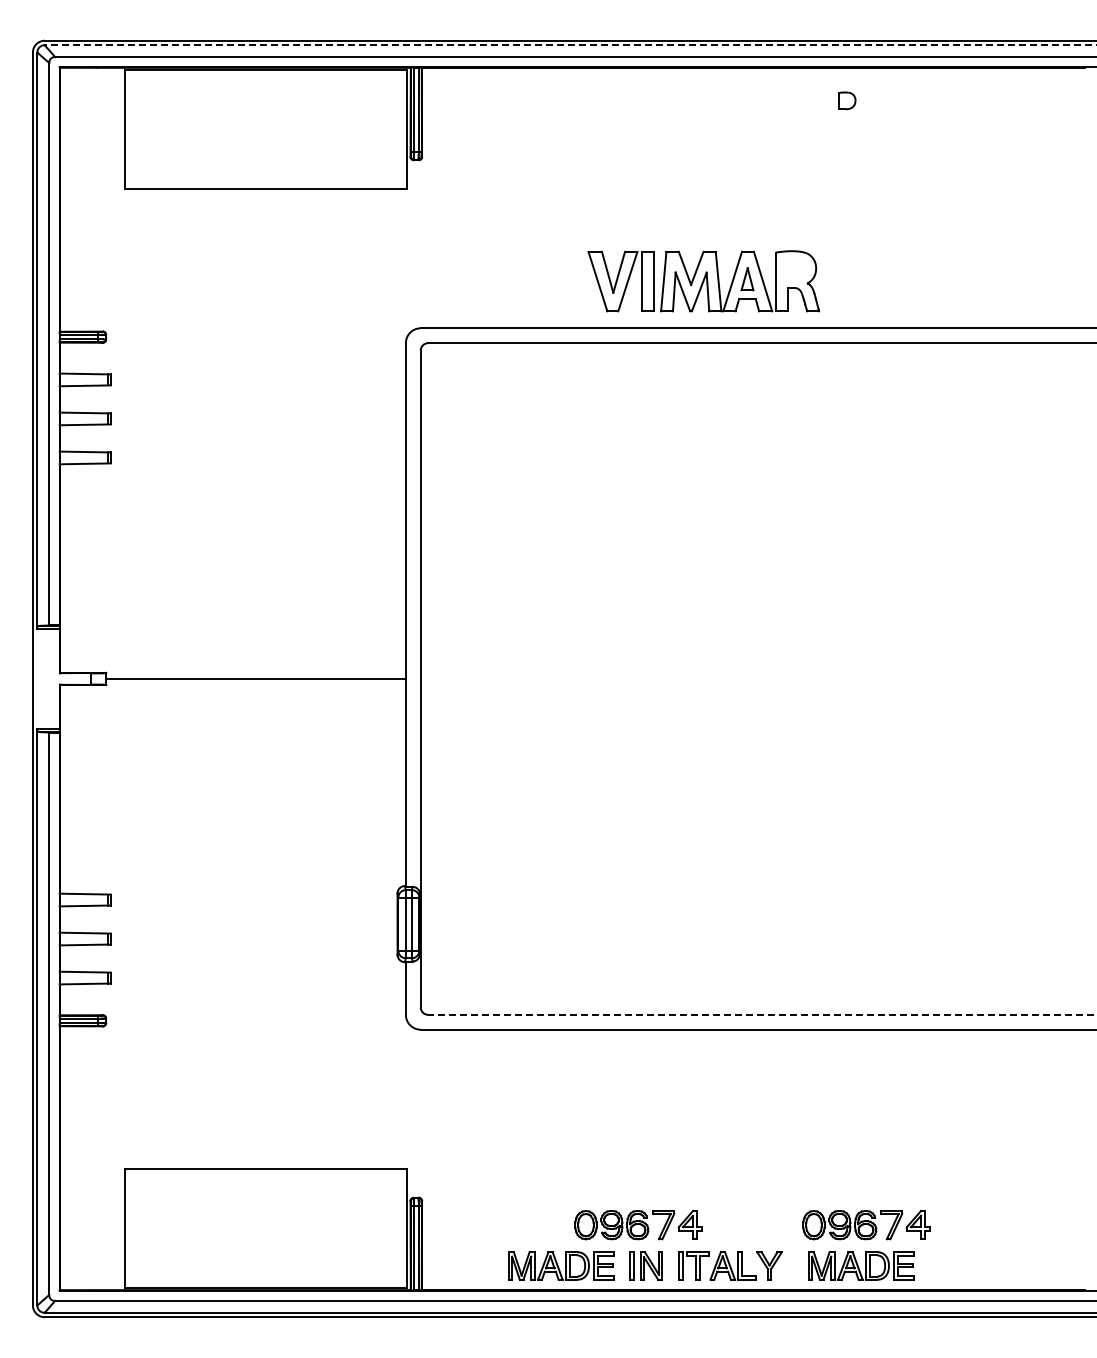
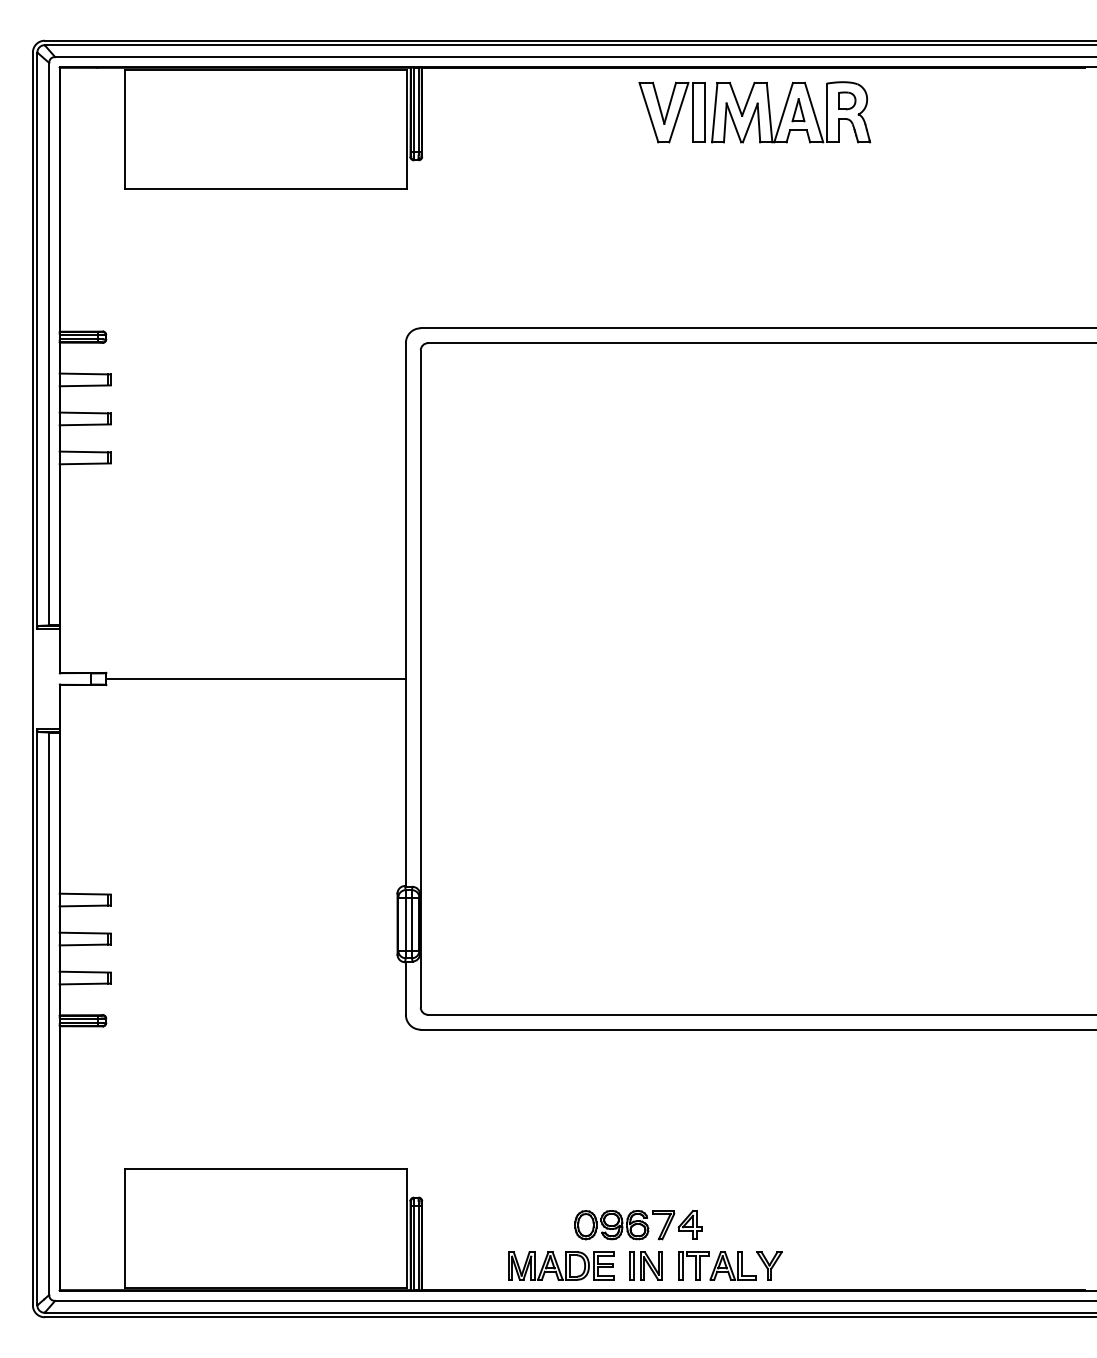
line: dashed -> solid (570, 45)
part position: (703, 281) -> (754, 112) (754, 112)
line: dashed -> solid (762, 1014)
part: present -> none (866, 1225)
part: present -> none (861, 1265)
